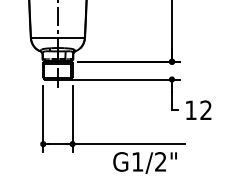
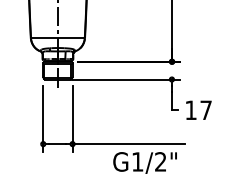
text: 12 -> 17 (205, 109)
